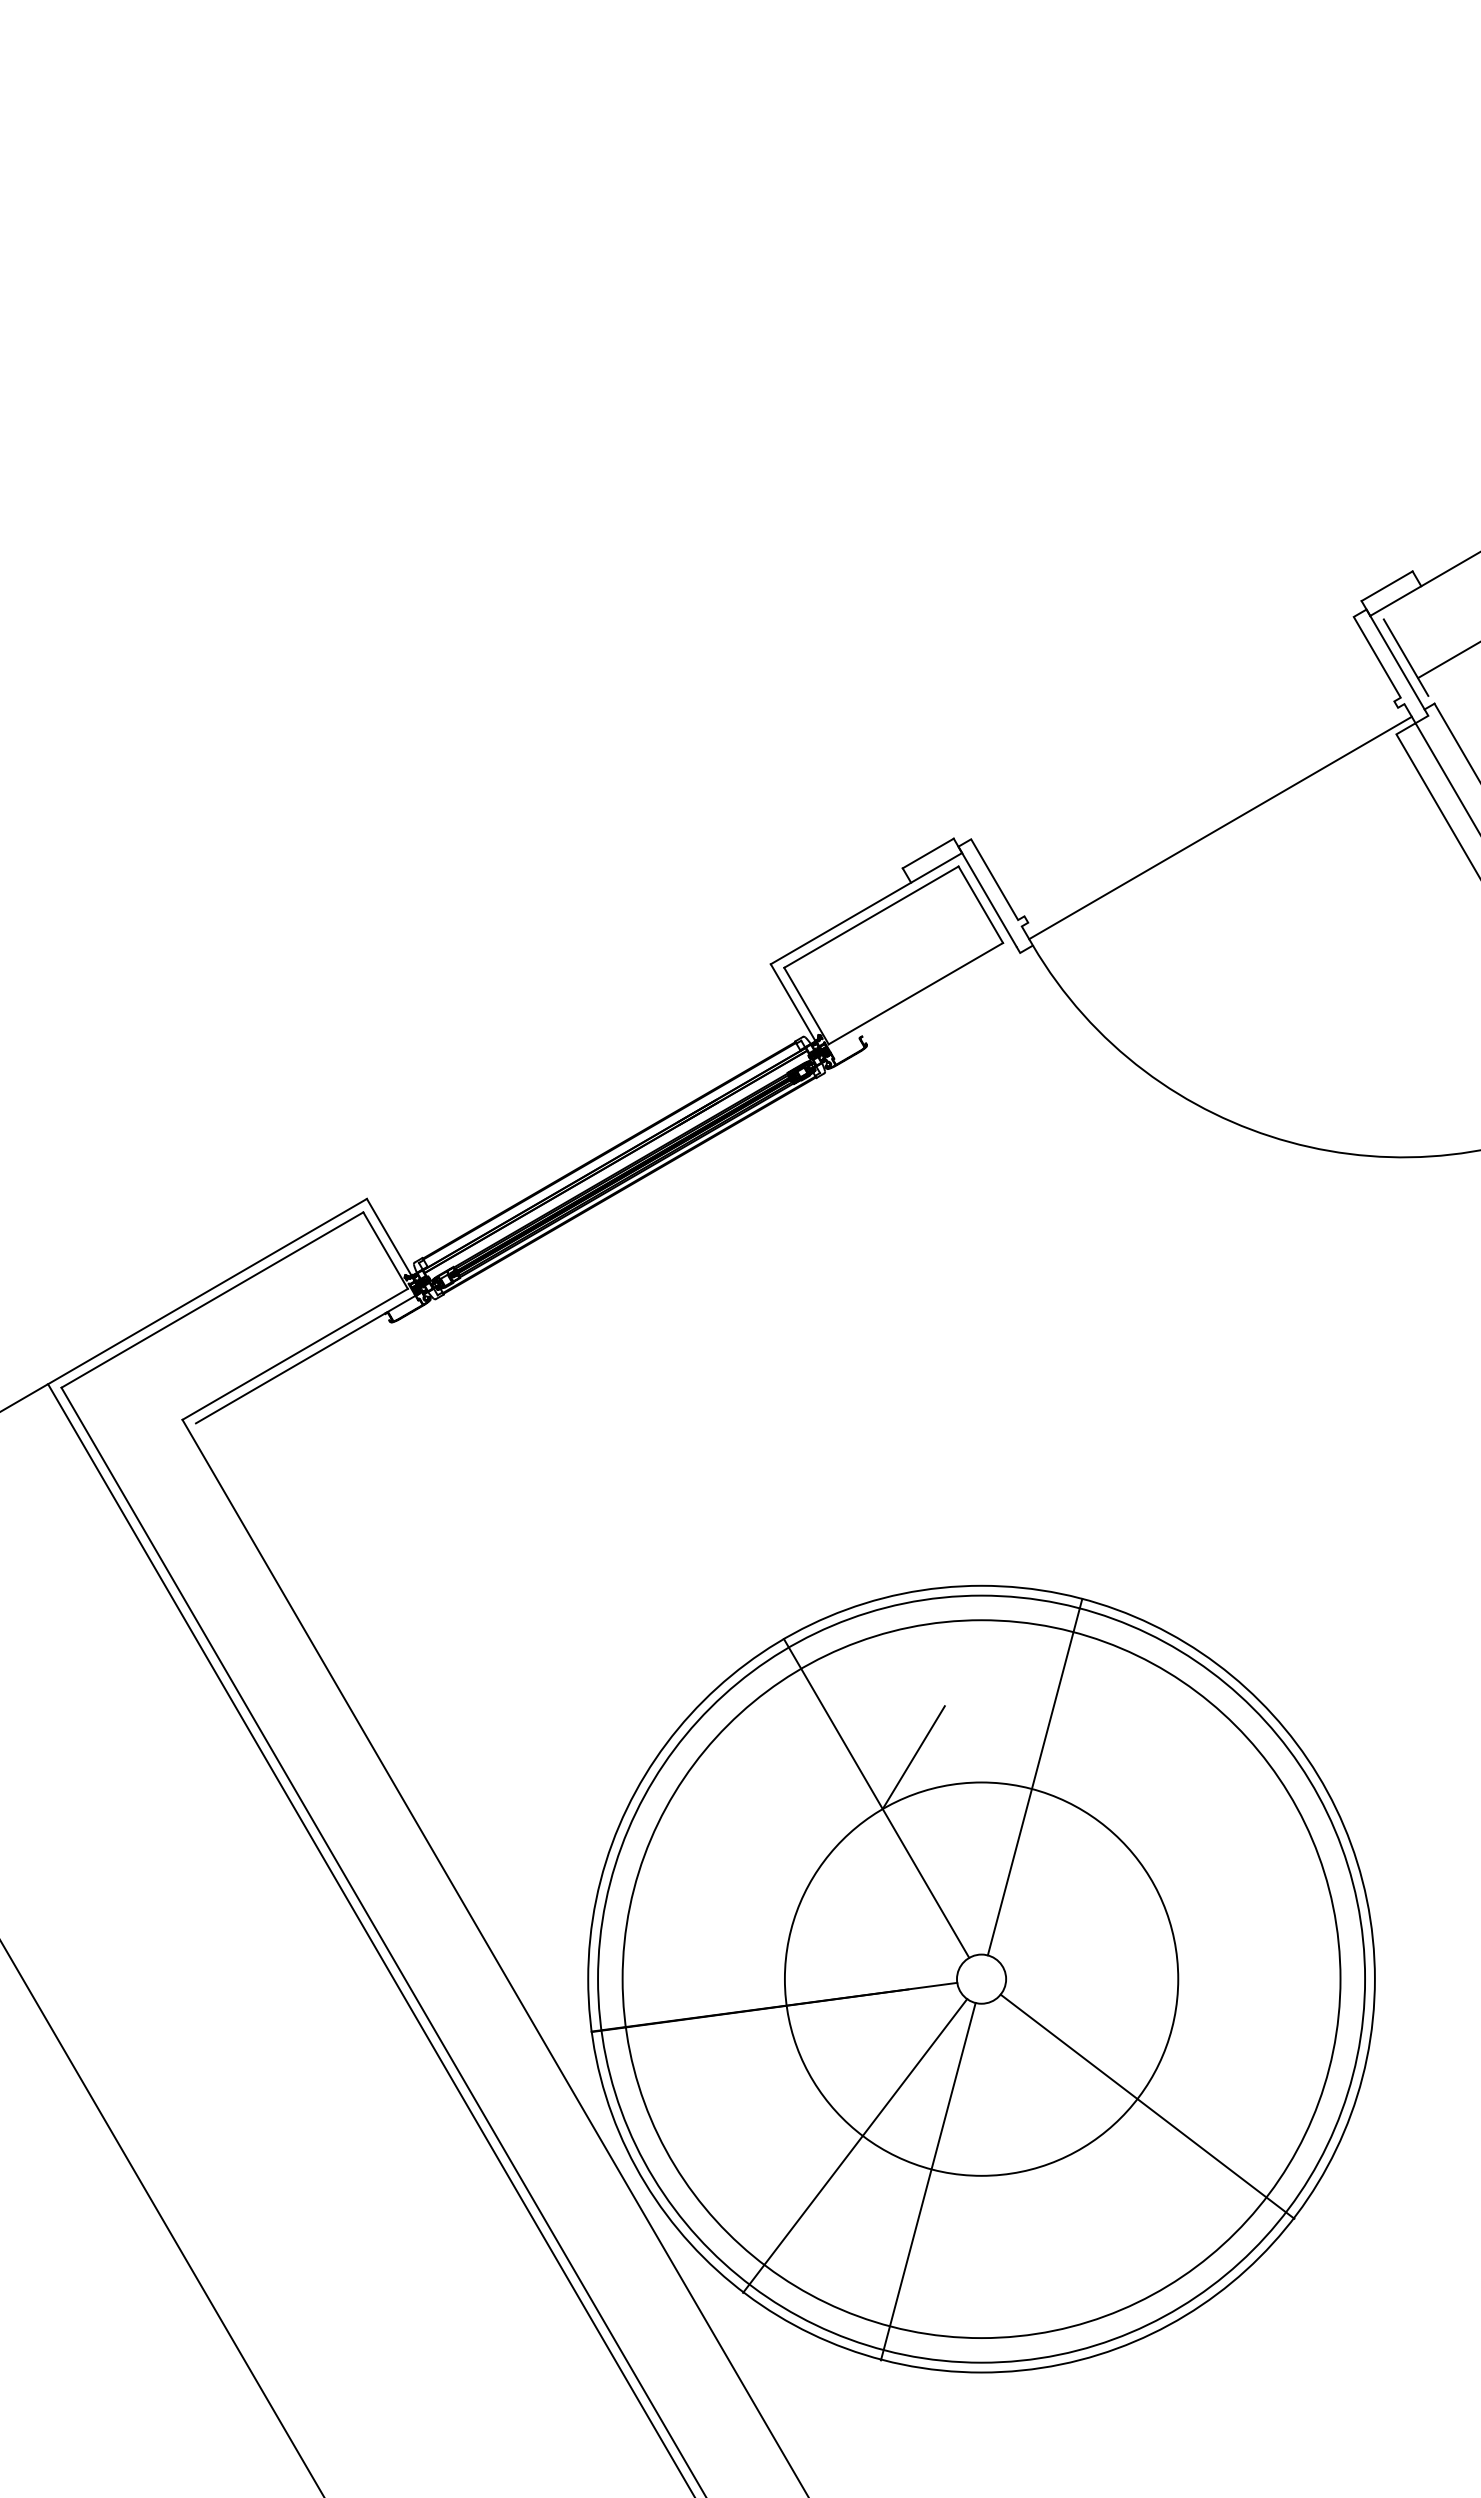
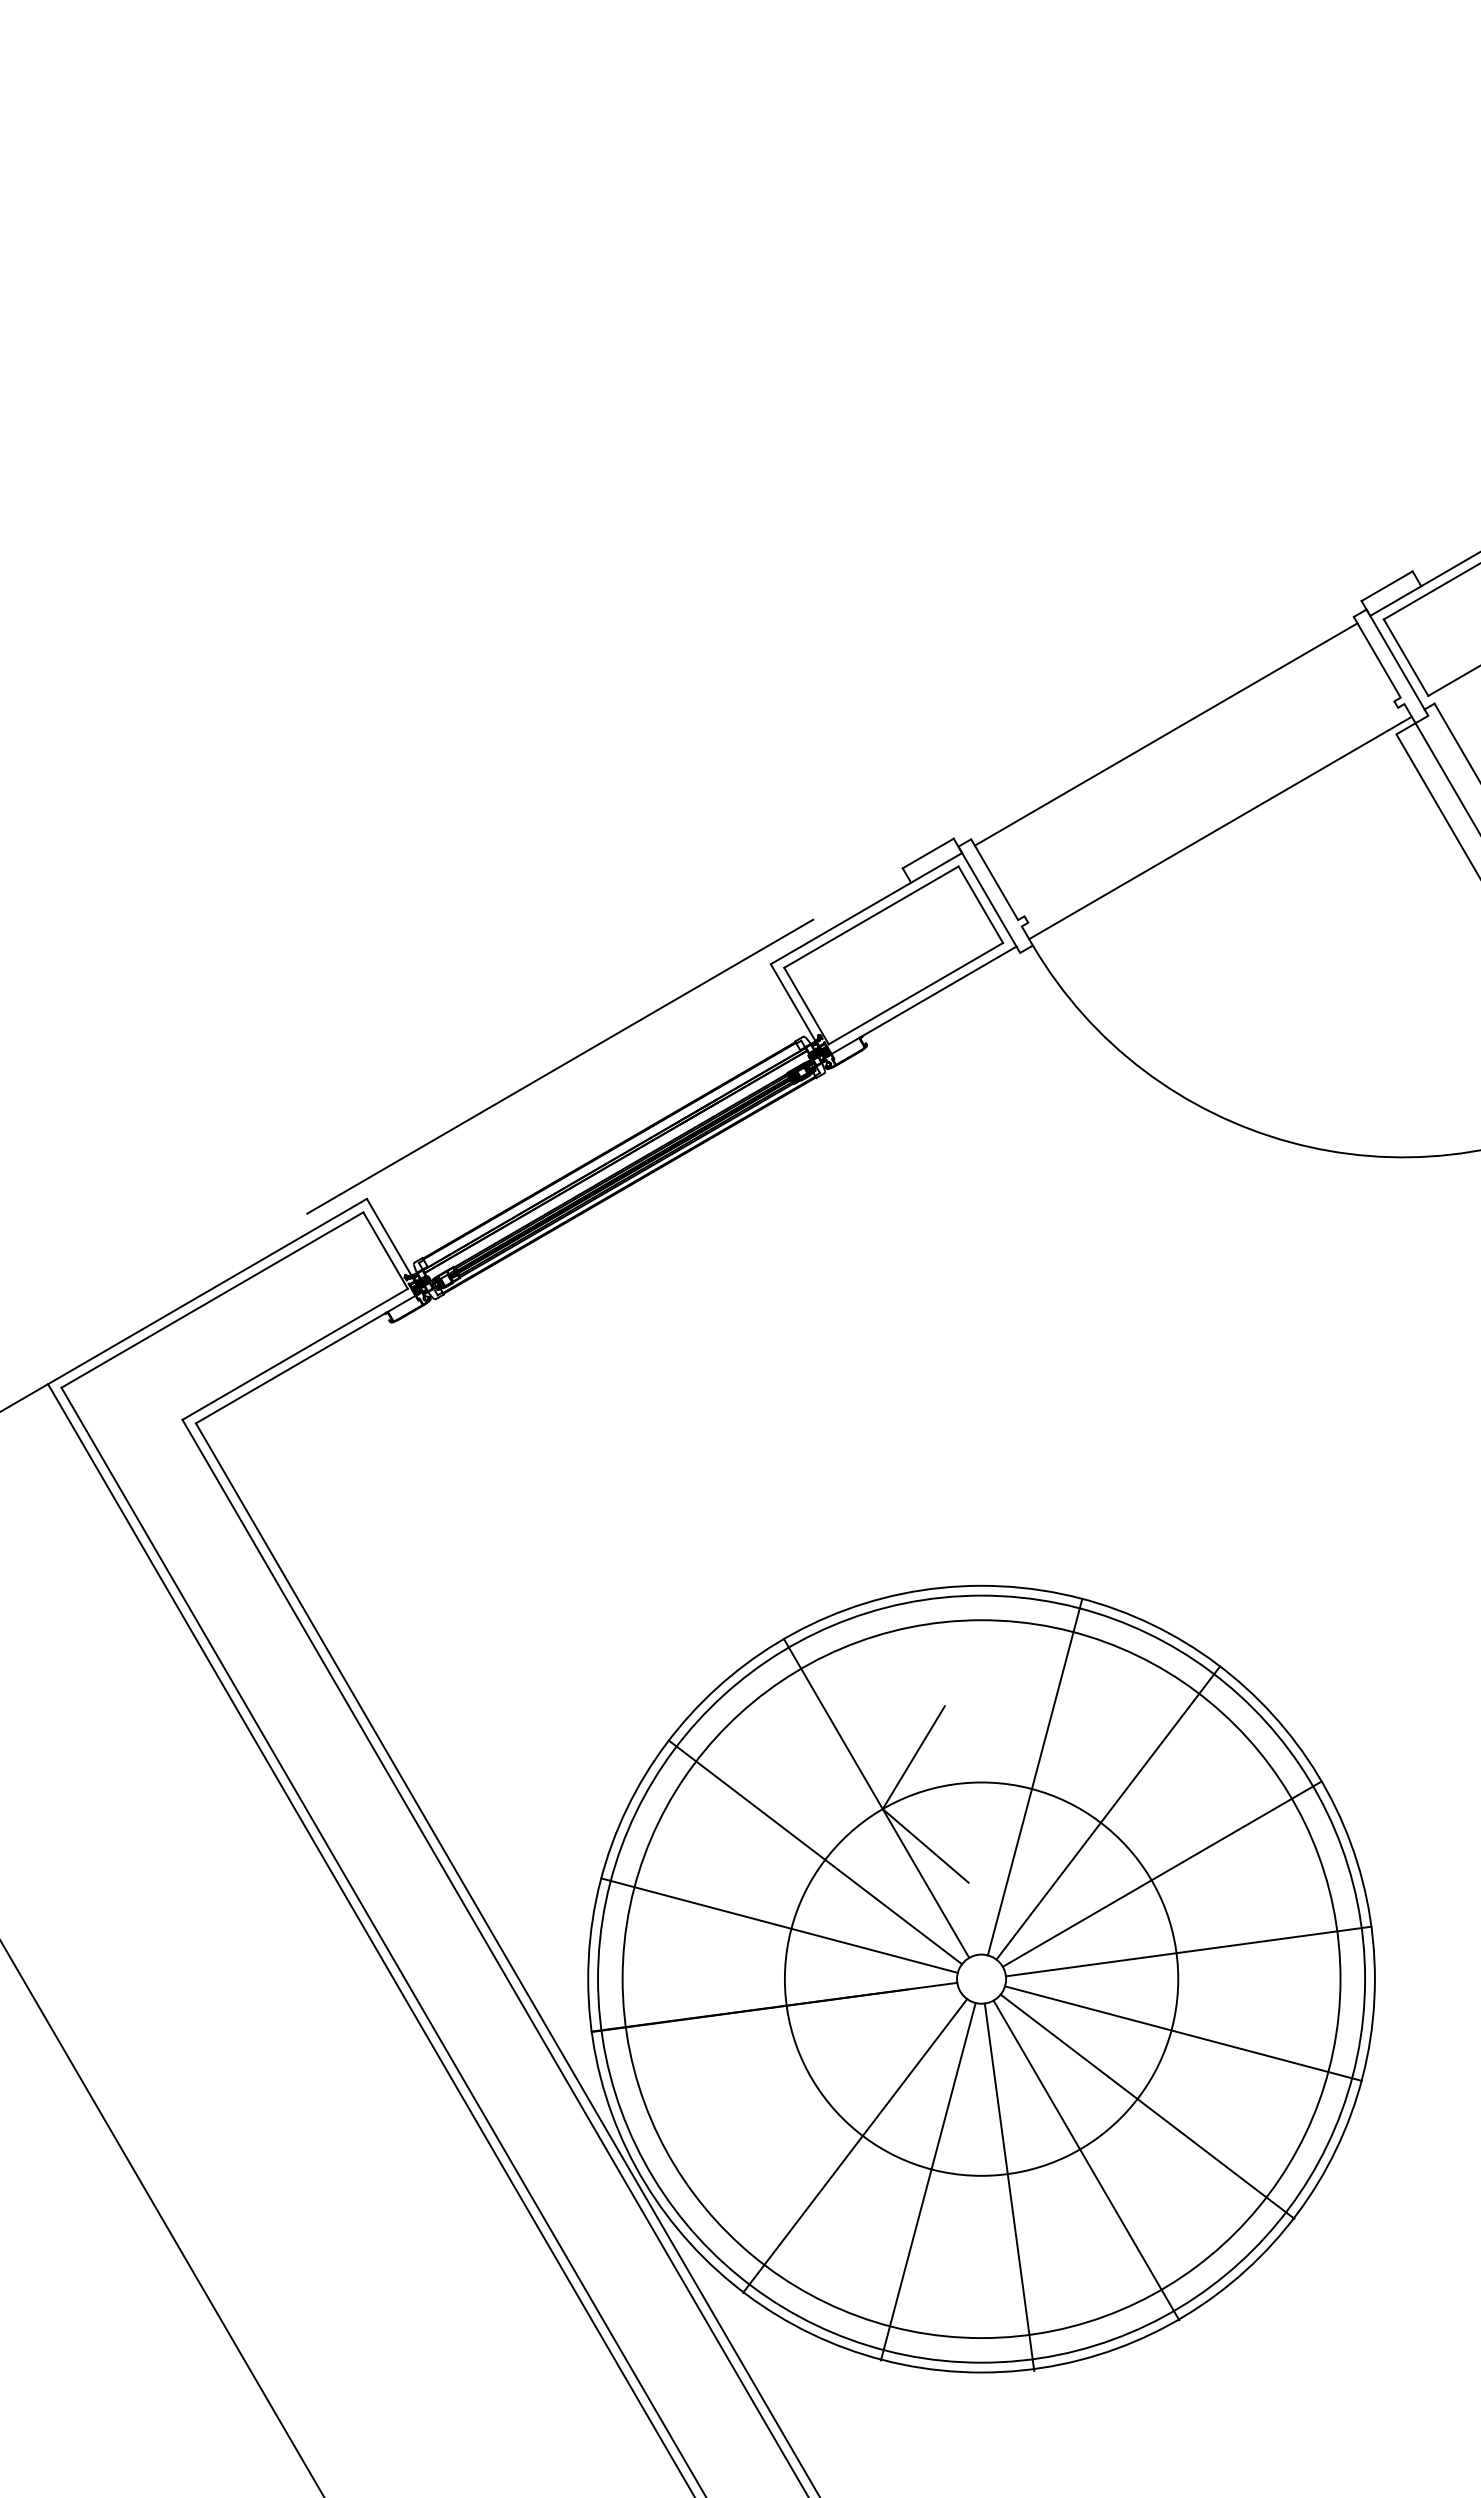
line: none -> present (1430, 592)
line position: (1447, 660) -> (1452, 681) (1452, 681)
line: none -> present (1165, 734)
line: none -> present (920, 1001)
line: none -> present (560, 1066)
line: none -> present (1108, 1812)
line: none -> present (925, 1845)
line: none -> present (815, 1852)
line: none -> present (1161, 1873)
line: none -> present (779, 1925)
line: none -> present (1188, 1951)
line: none -> present (506, 1958)
line: none -> present (1183, 2033)
line: none -> present (1086, 2160)
line: none -> present (1009, 2187)
